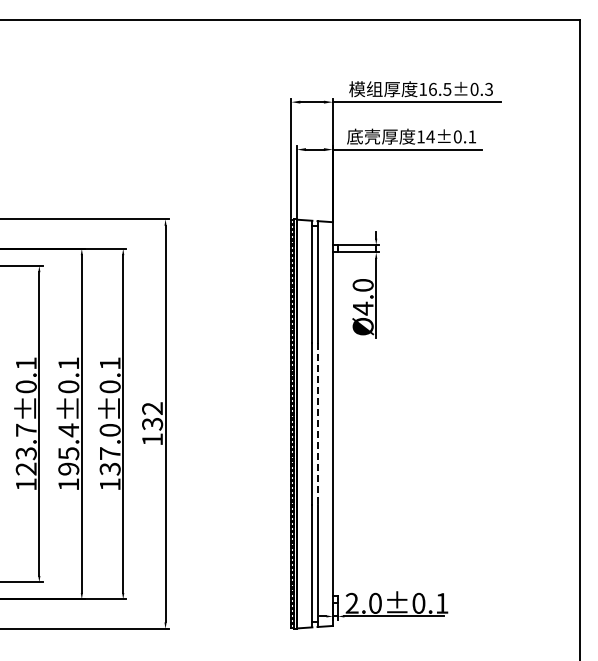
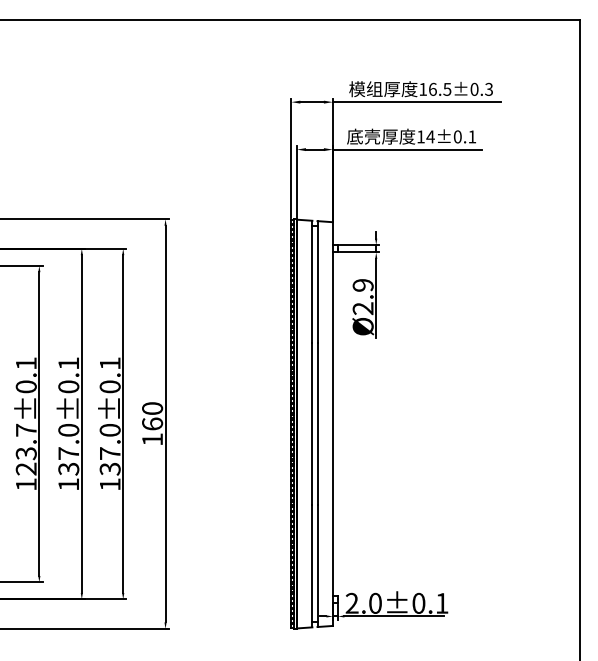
text: 4.0 -> 2.9 (362, 297)
text: 132 -> 160 (152, 416)
line: dashed -> solid (317, 424)
text: 195.4±0.1 -> 137.0±0.1 (68, 449)
